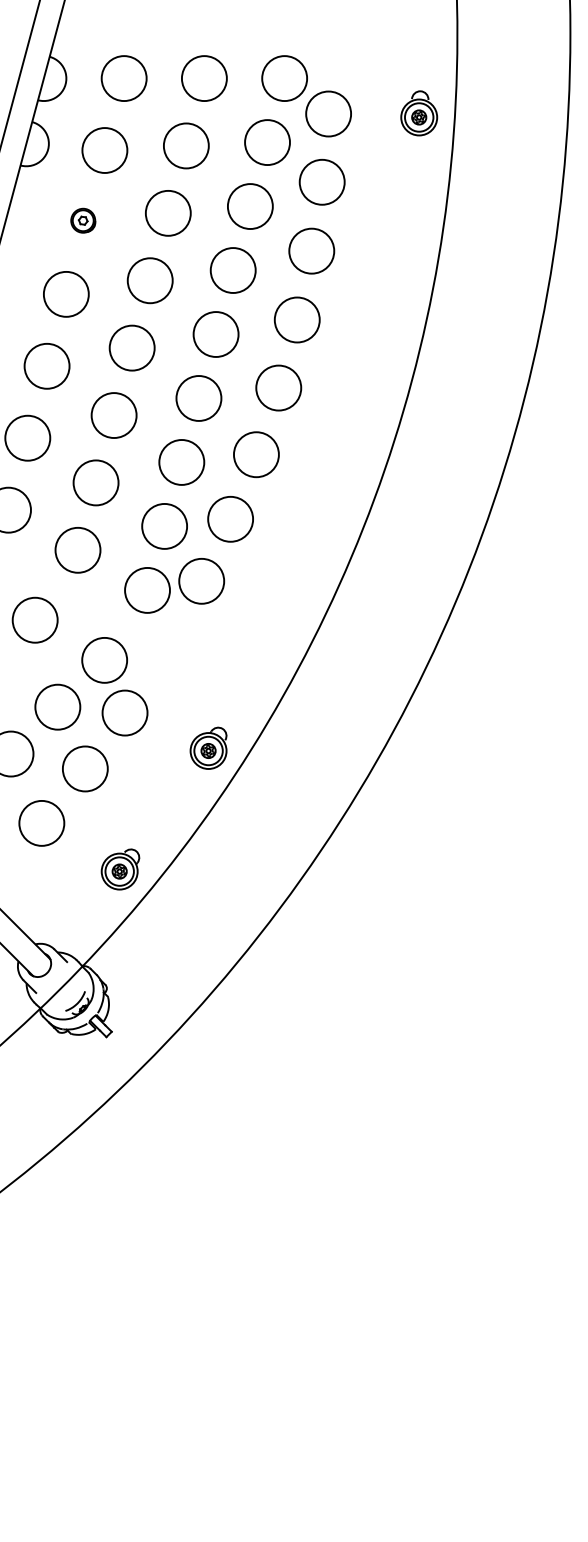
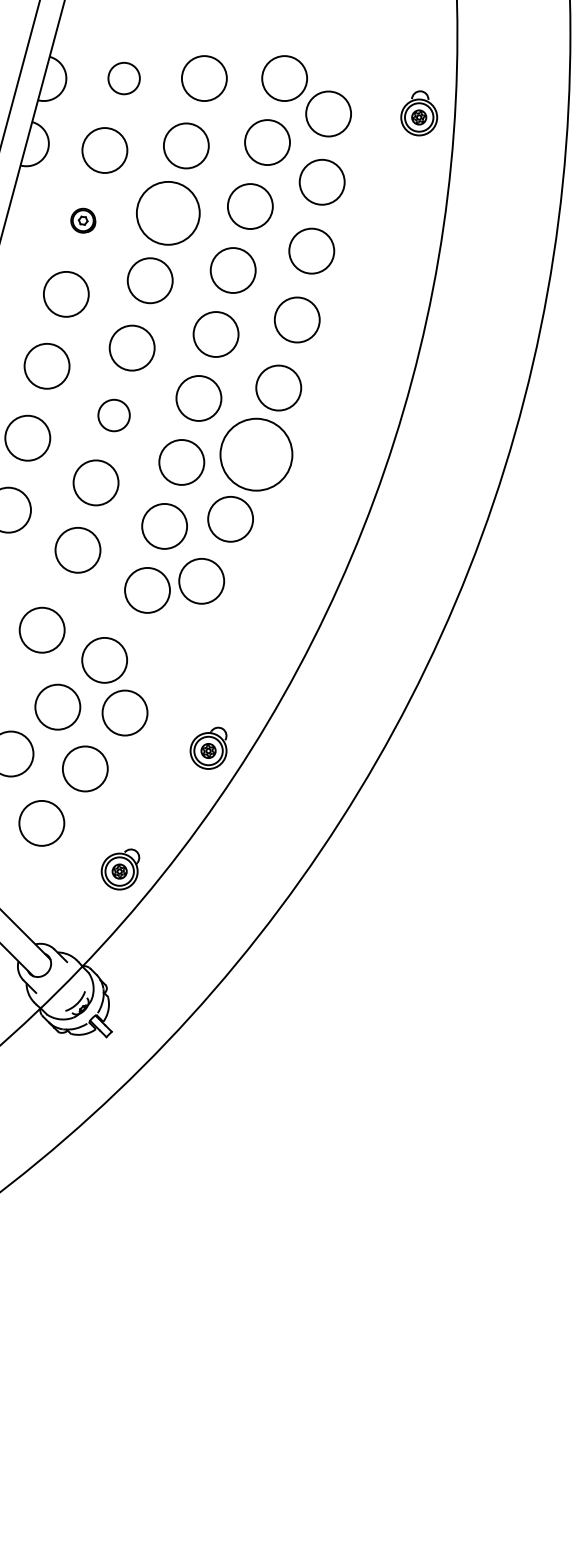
circle diameter: 45 px -> 31 px (123, 78)
circle diameter: 45 px -> 63 px (167, 212)
circle diameter: 45 px -> 31 px (113, 415)
circle diameter: 45 px -> 72 px (256, 454)
circle position: (34, 619) -> (41, 629) (41, 629)
